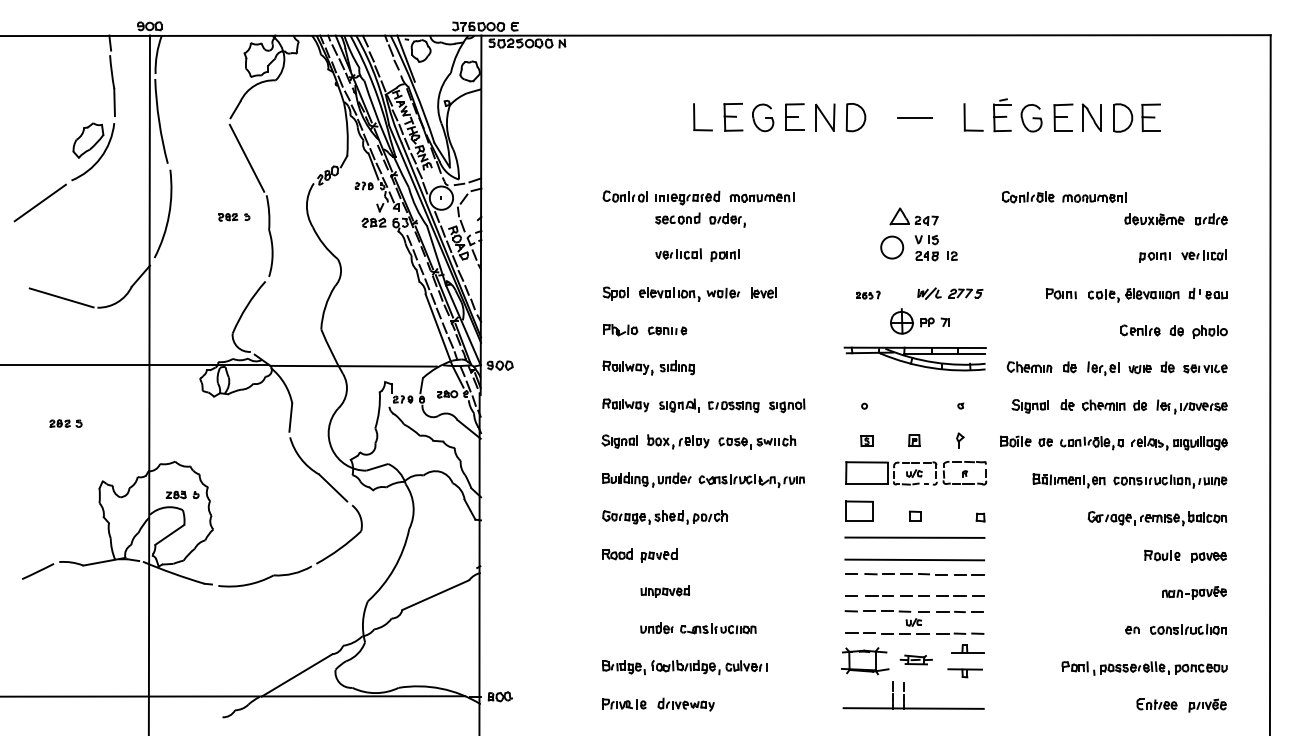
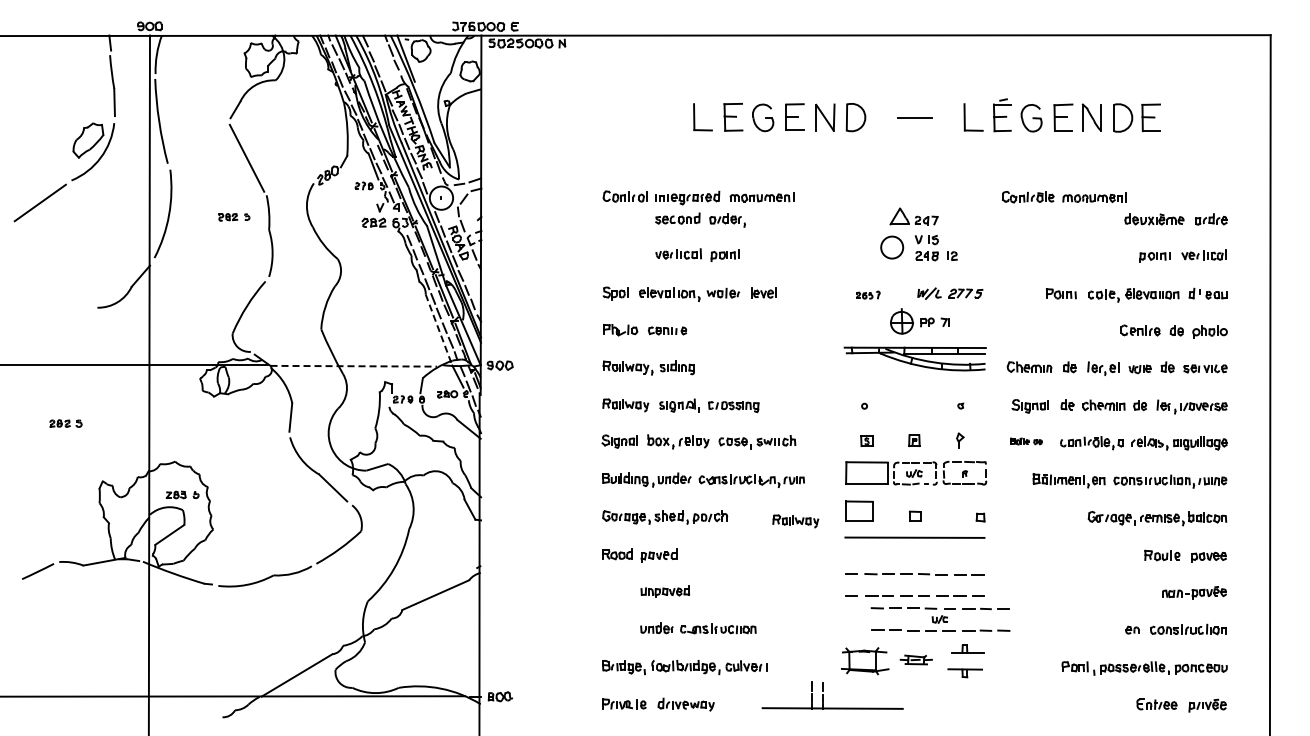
line: present -> none (61, 297)
line: solid -> dashed (439, 329)
line: solid -> dashed (354, 366)
part: present -> none (787, 405)
part size: 53x13 px -> 33x9 px (1026, 441)
part: none -> present (795, 521)
line: present -> none (914, 559)
part position: (914, 622) -> (940, 619) (940, 619)
part position: (904, 695) -> (823, 695) (823, 695)
